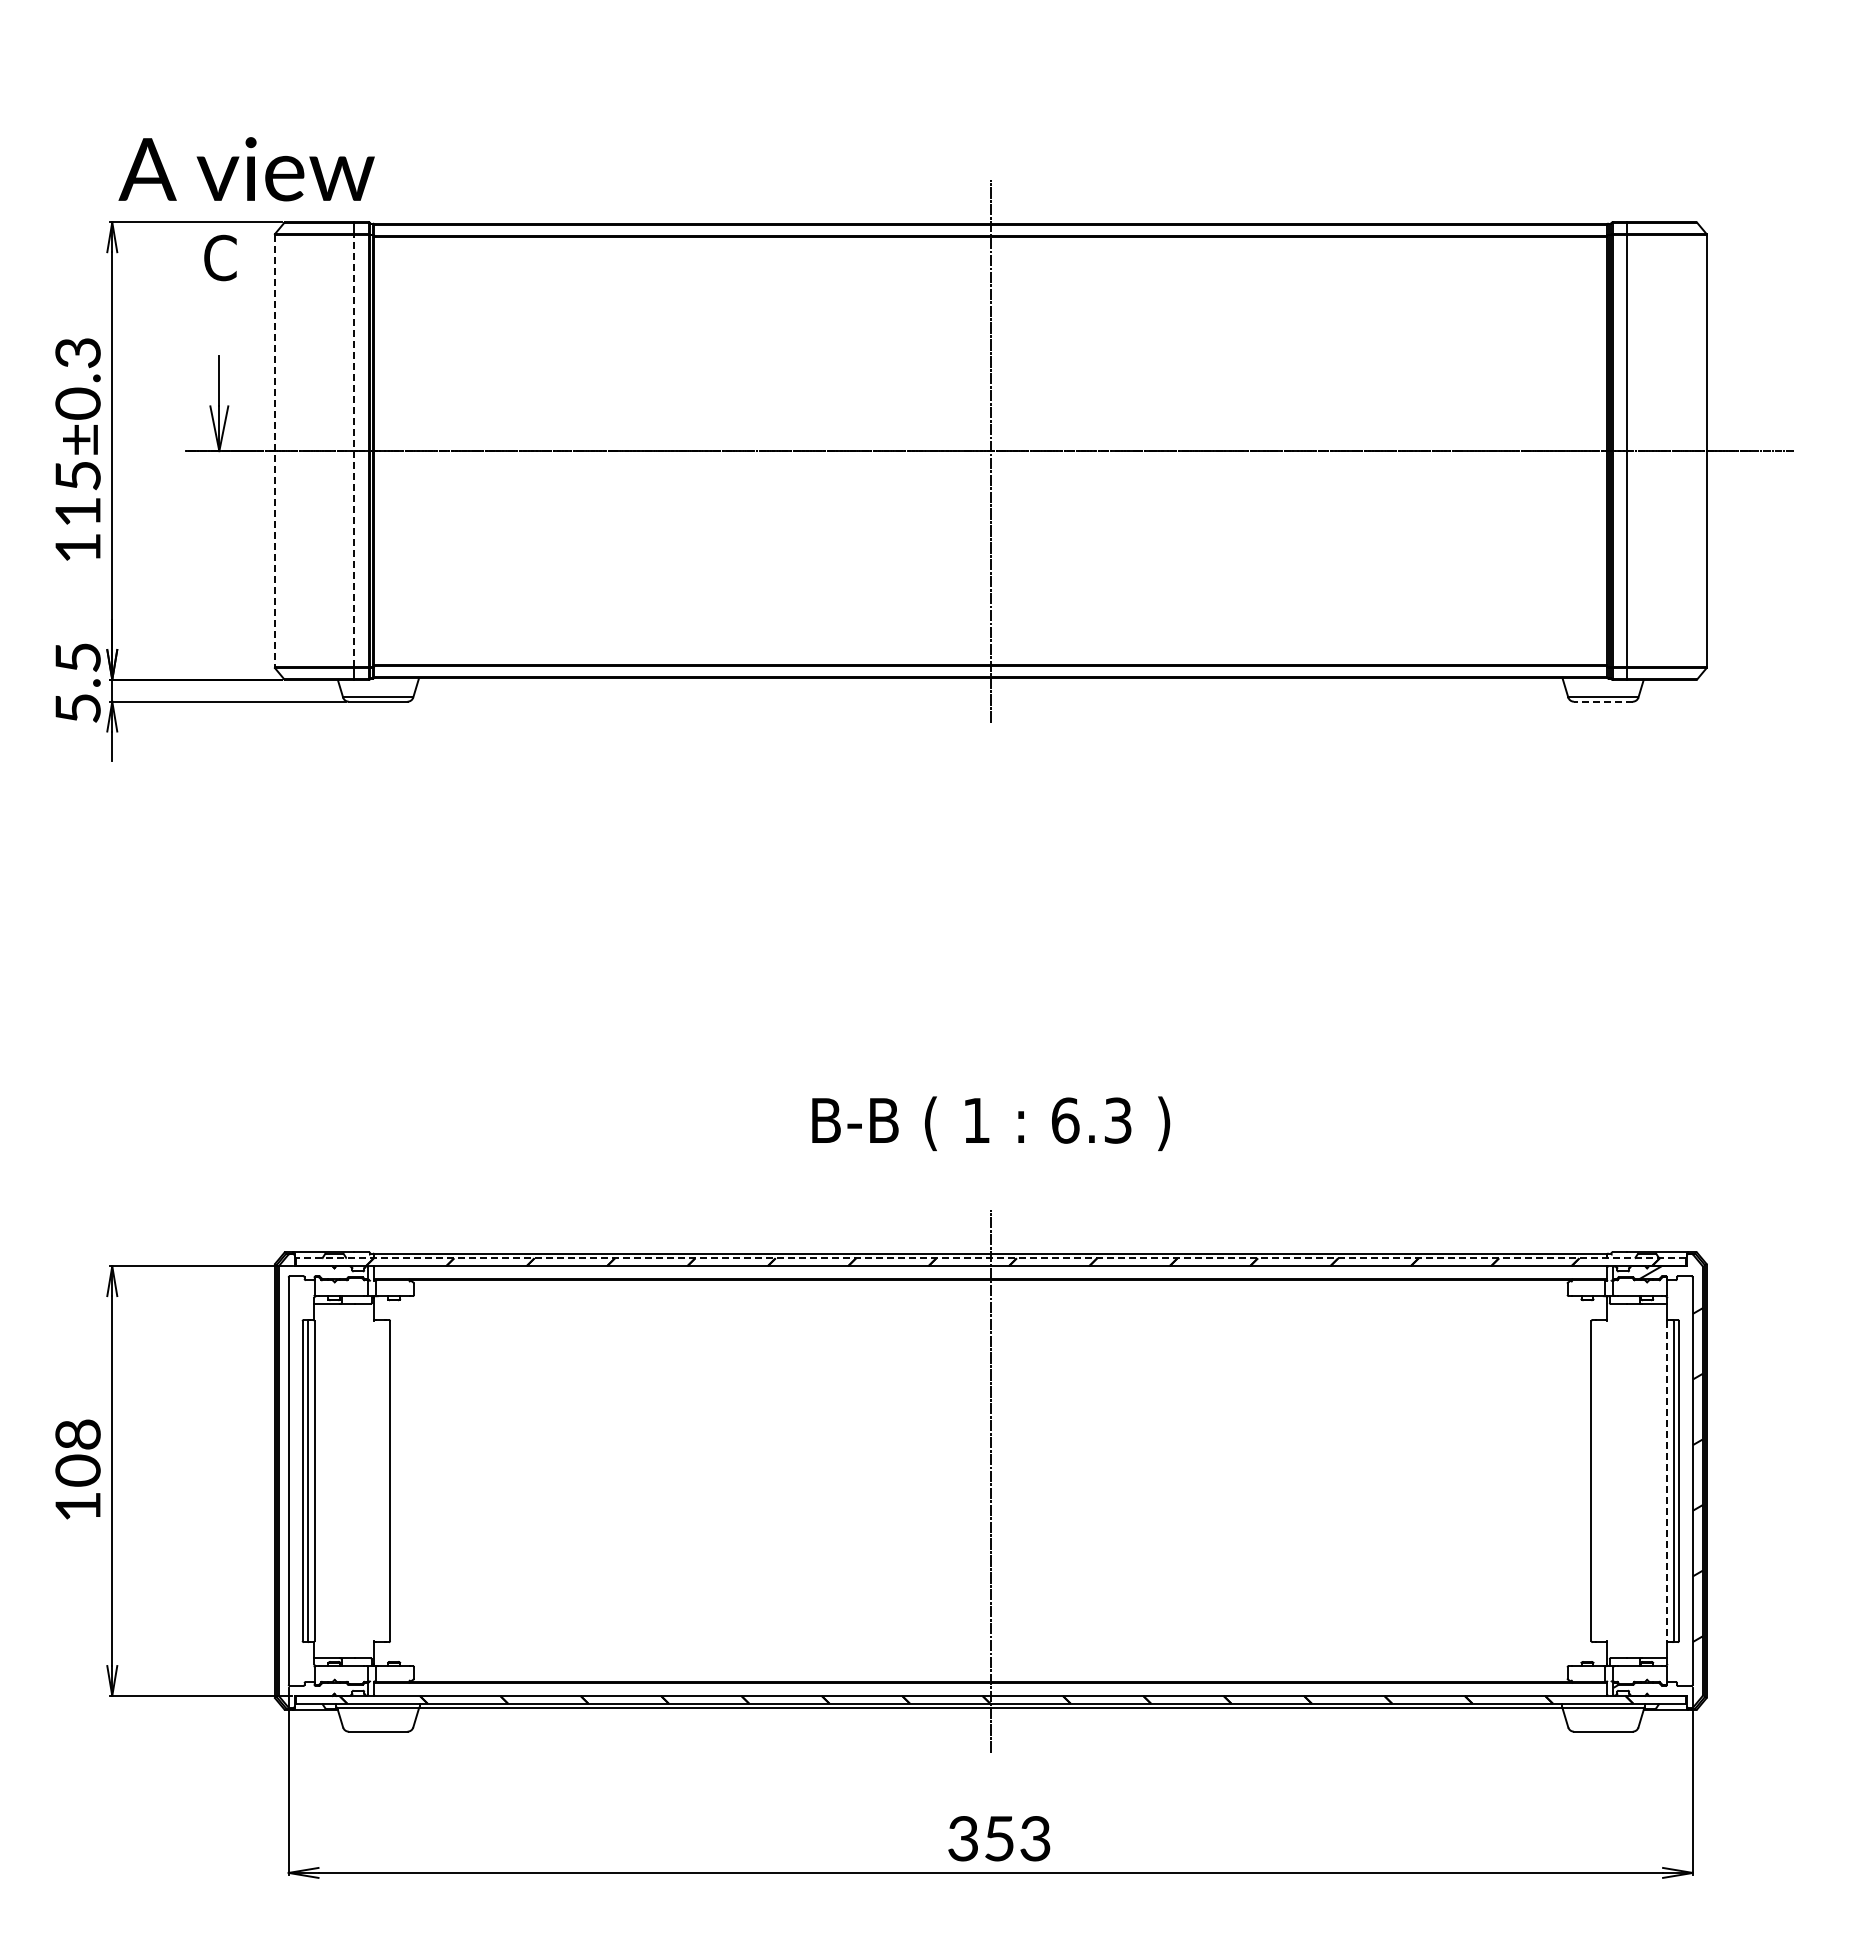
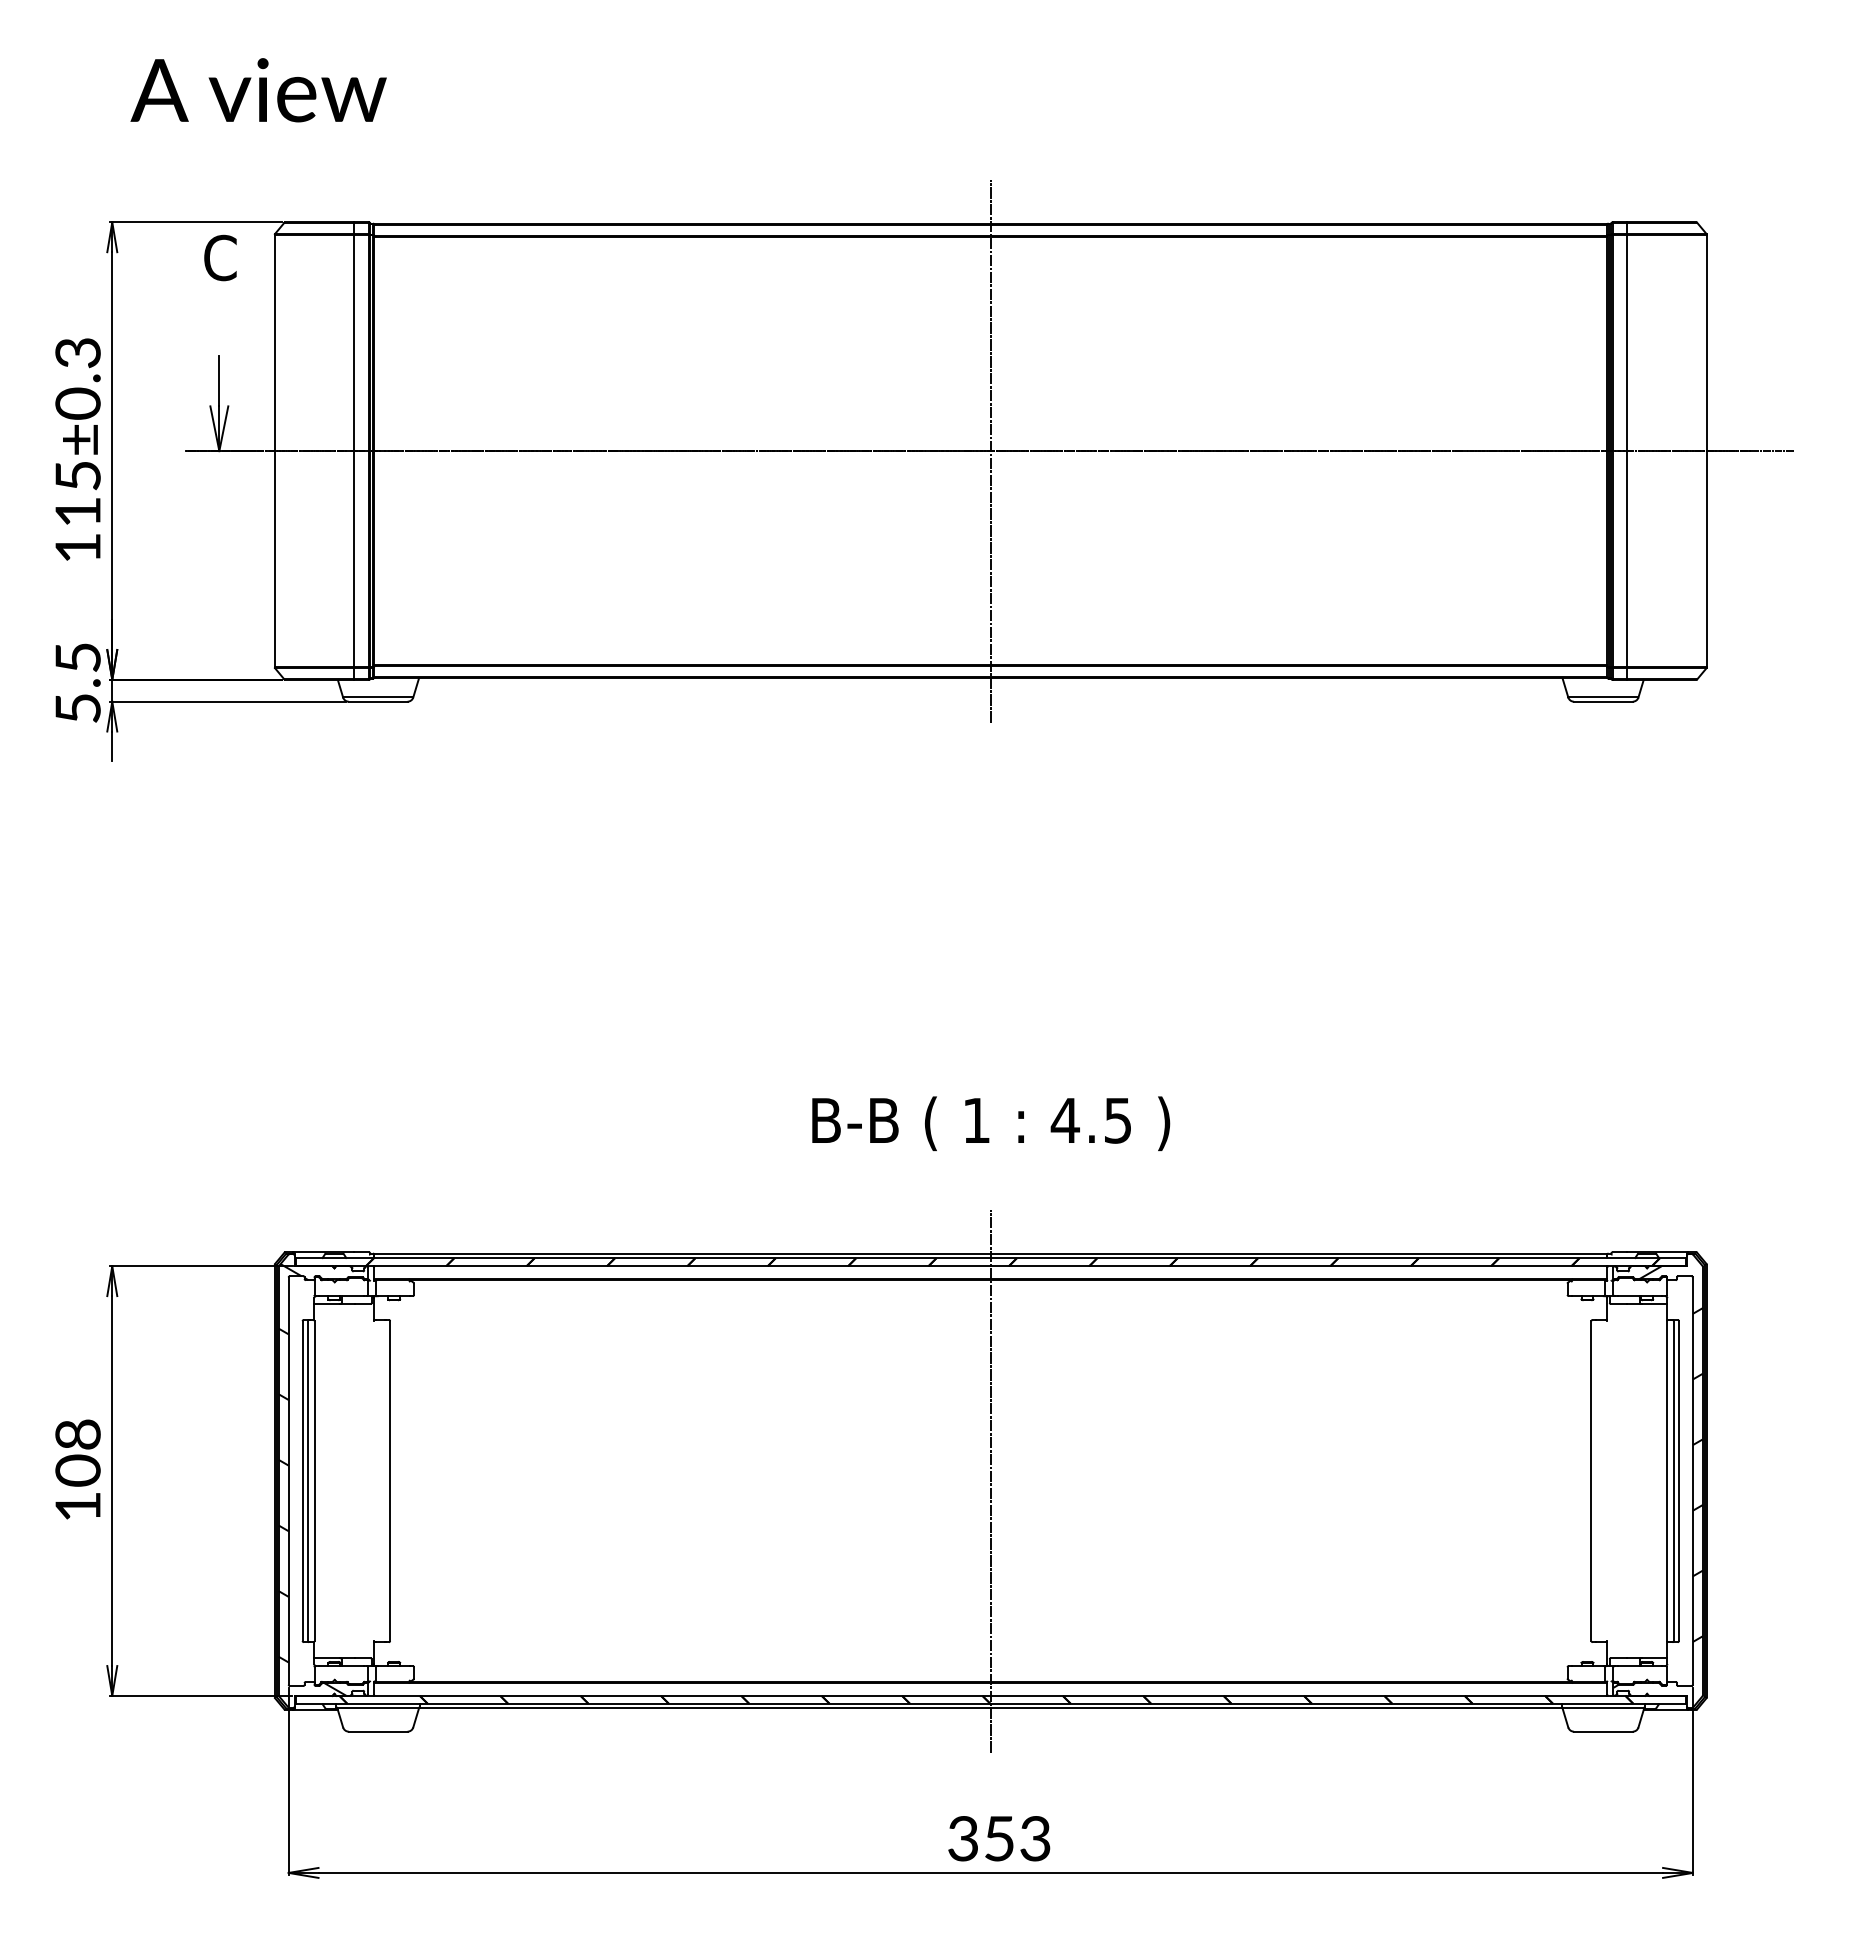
text position: (246, 169) -> (258, 90) (258, 90)
line: dashed -> solid (354, 450)
line: dashed -> solid (274, 451)
line: dashed -> solid (1602, 701)
text: 6.3 -> 4.5 (1090, 1120)
line: dashed -> solid (990, 1258)
hatch: none -> present (312, 1479)
line: dashed -> solid (1667, 1481)
